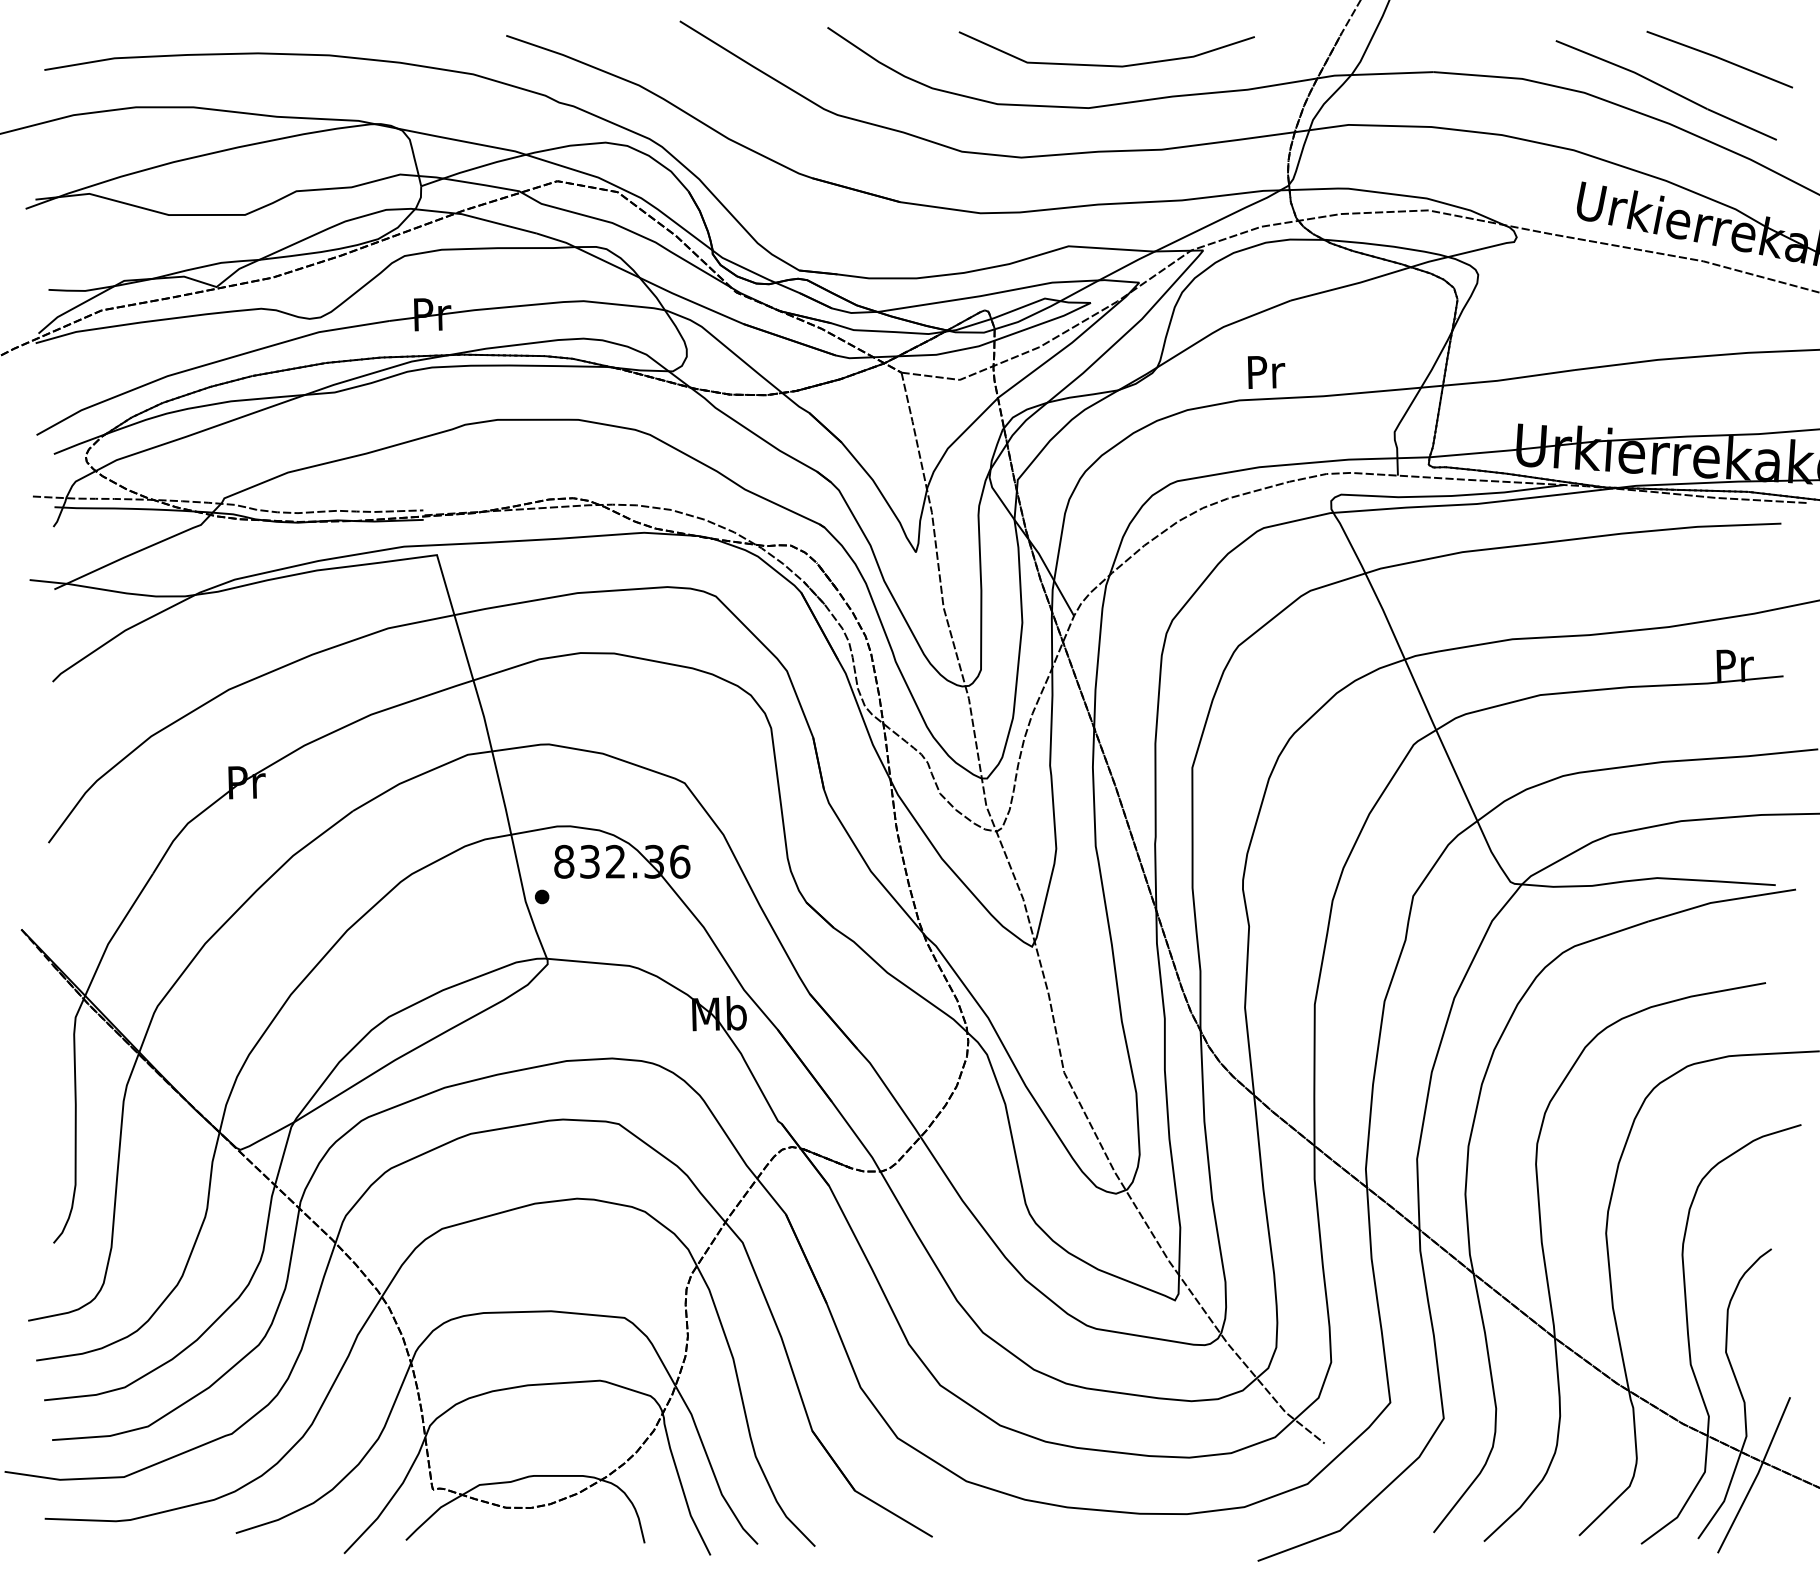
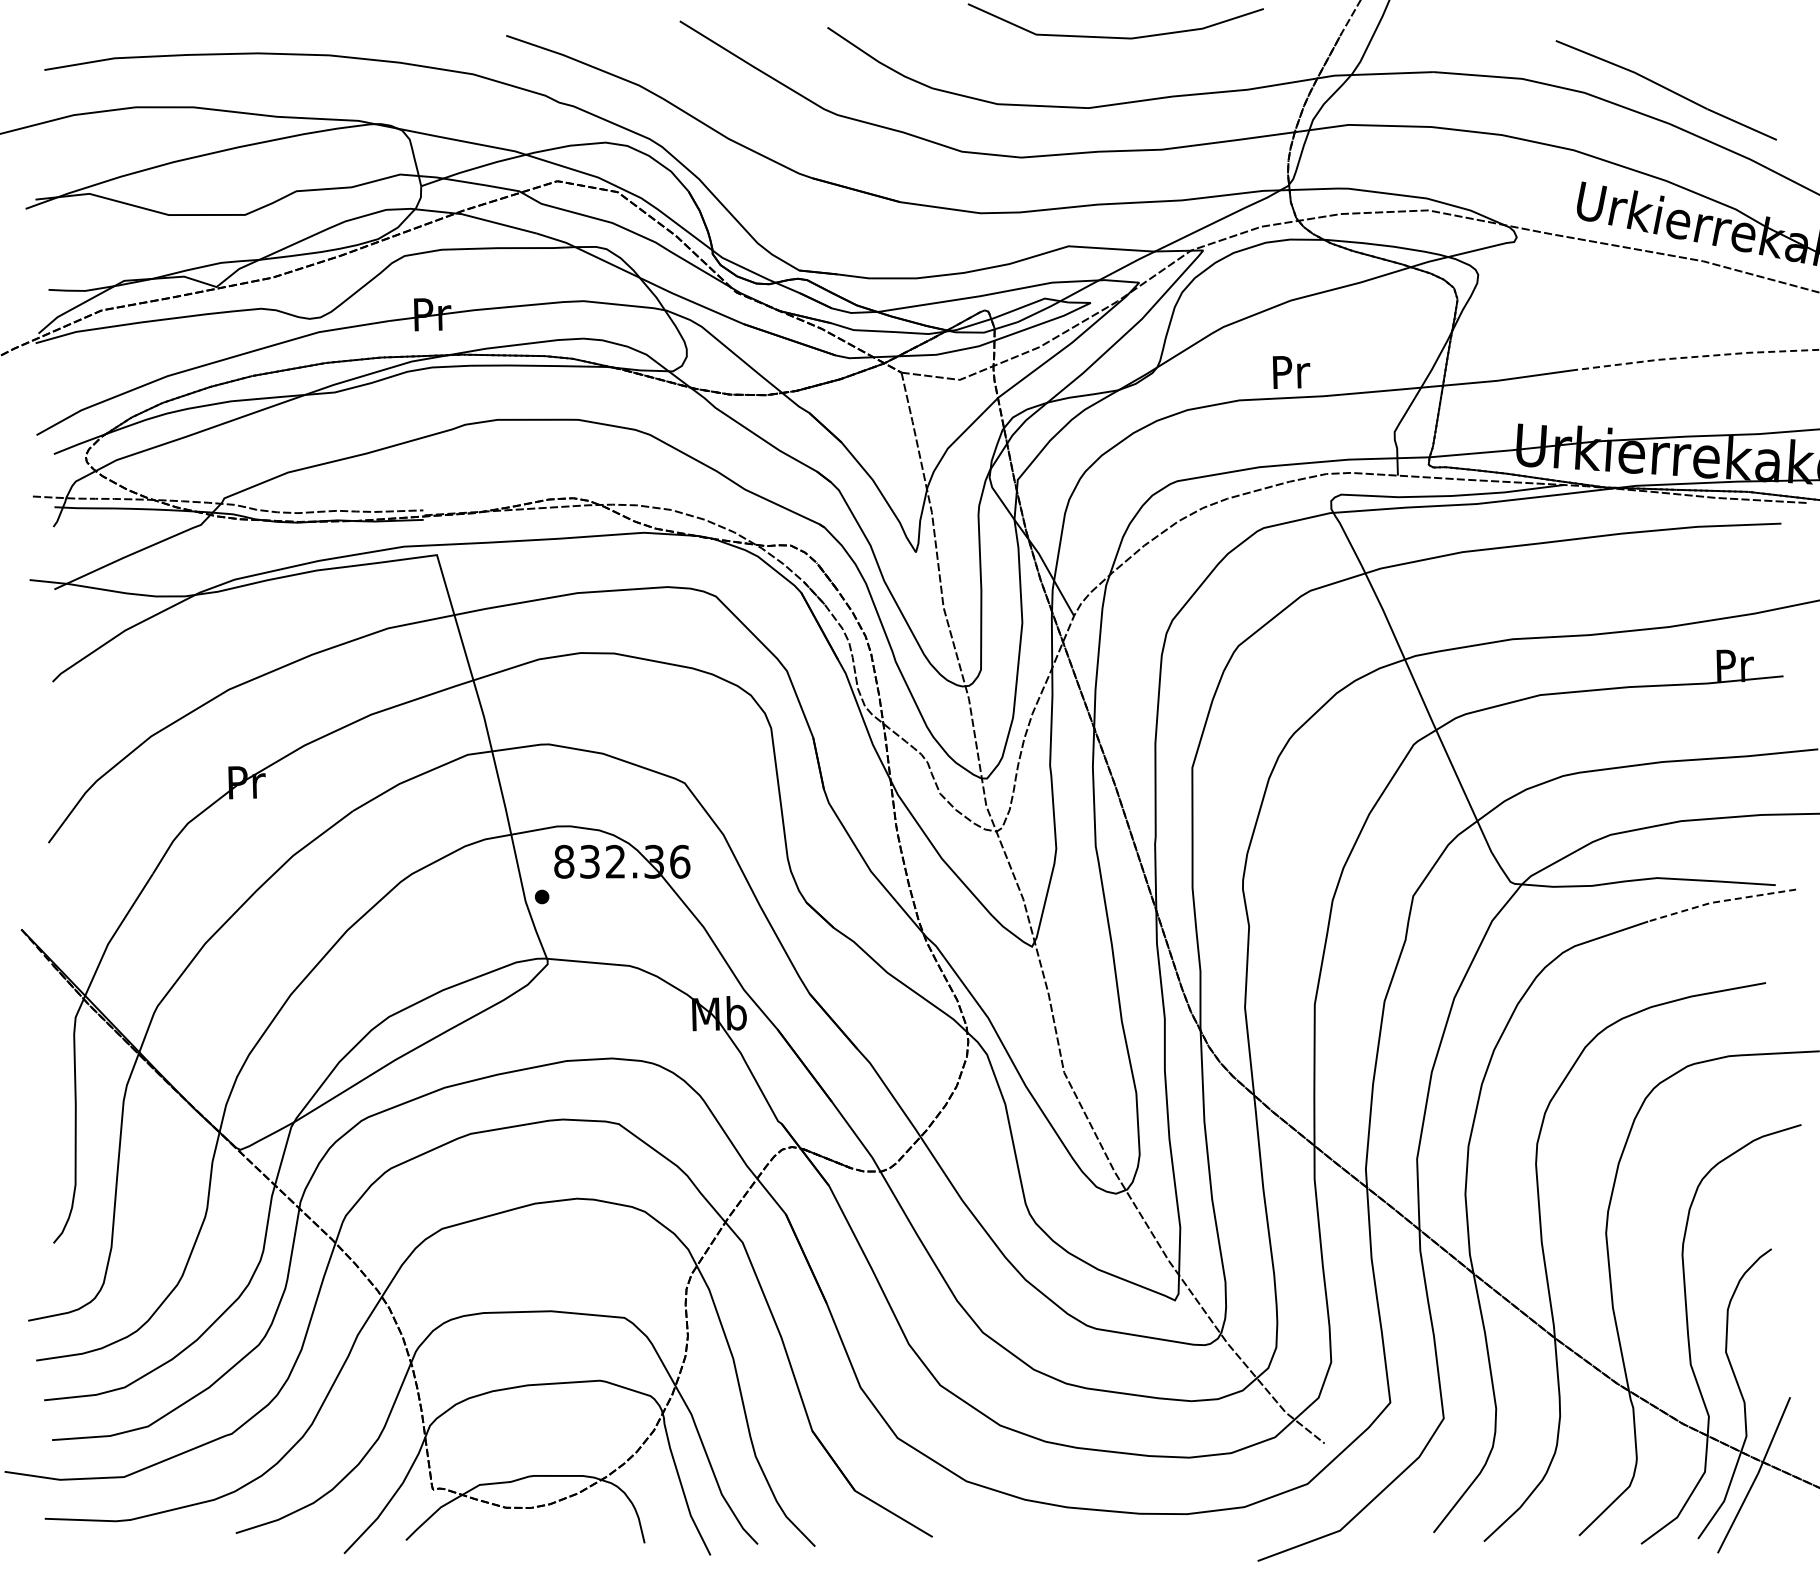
line: present -> none (1719, 59)
line position: (1104, 64) -> (1113, 36) (1113, 36)
line: solid -> dashed (1696, 356)
text position: (1266, 372) -> (1291, 372) (1291, 372)
line: solid -> dashed (1720, 901)
